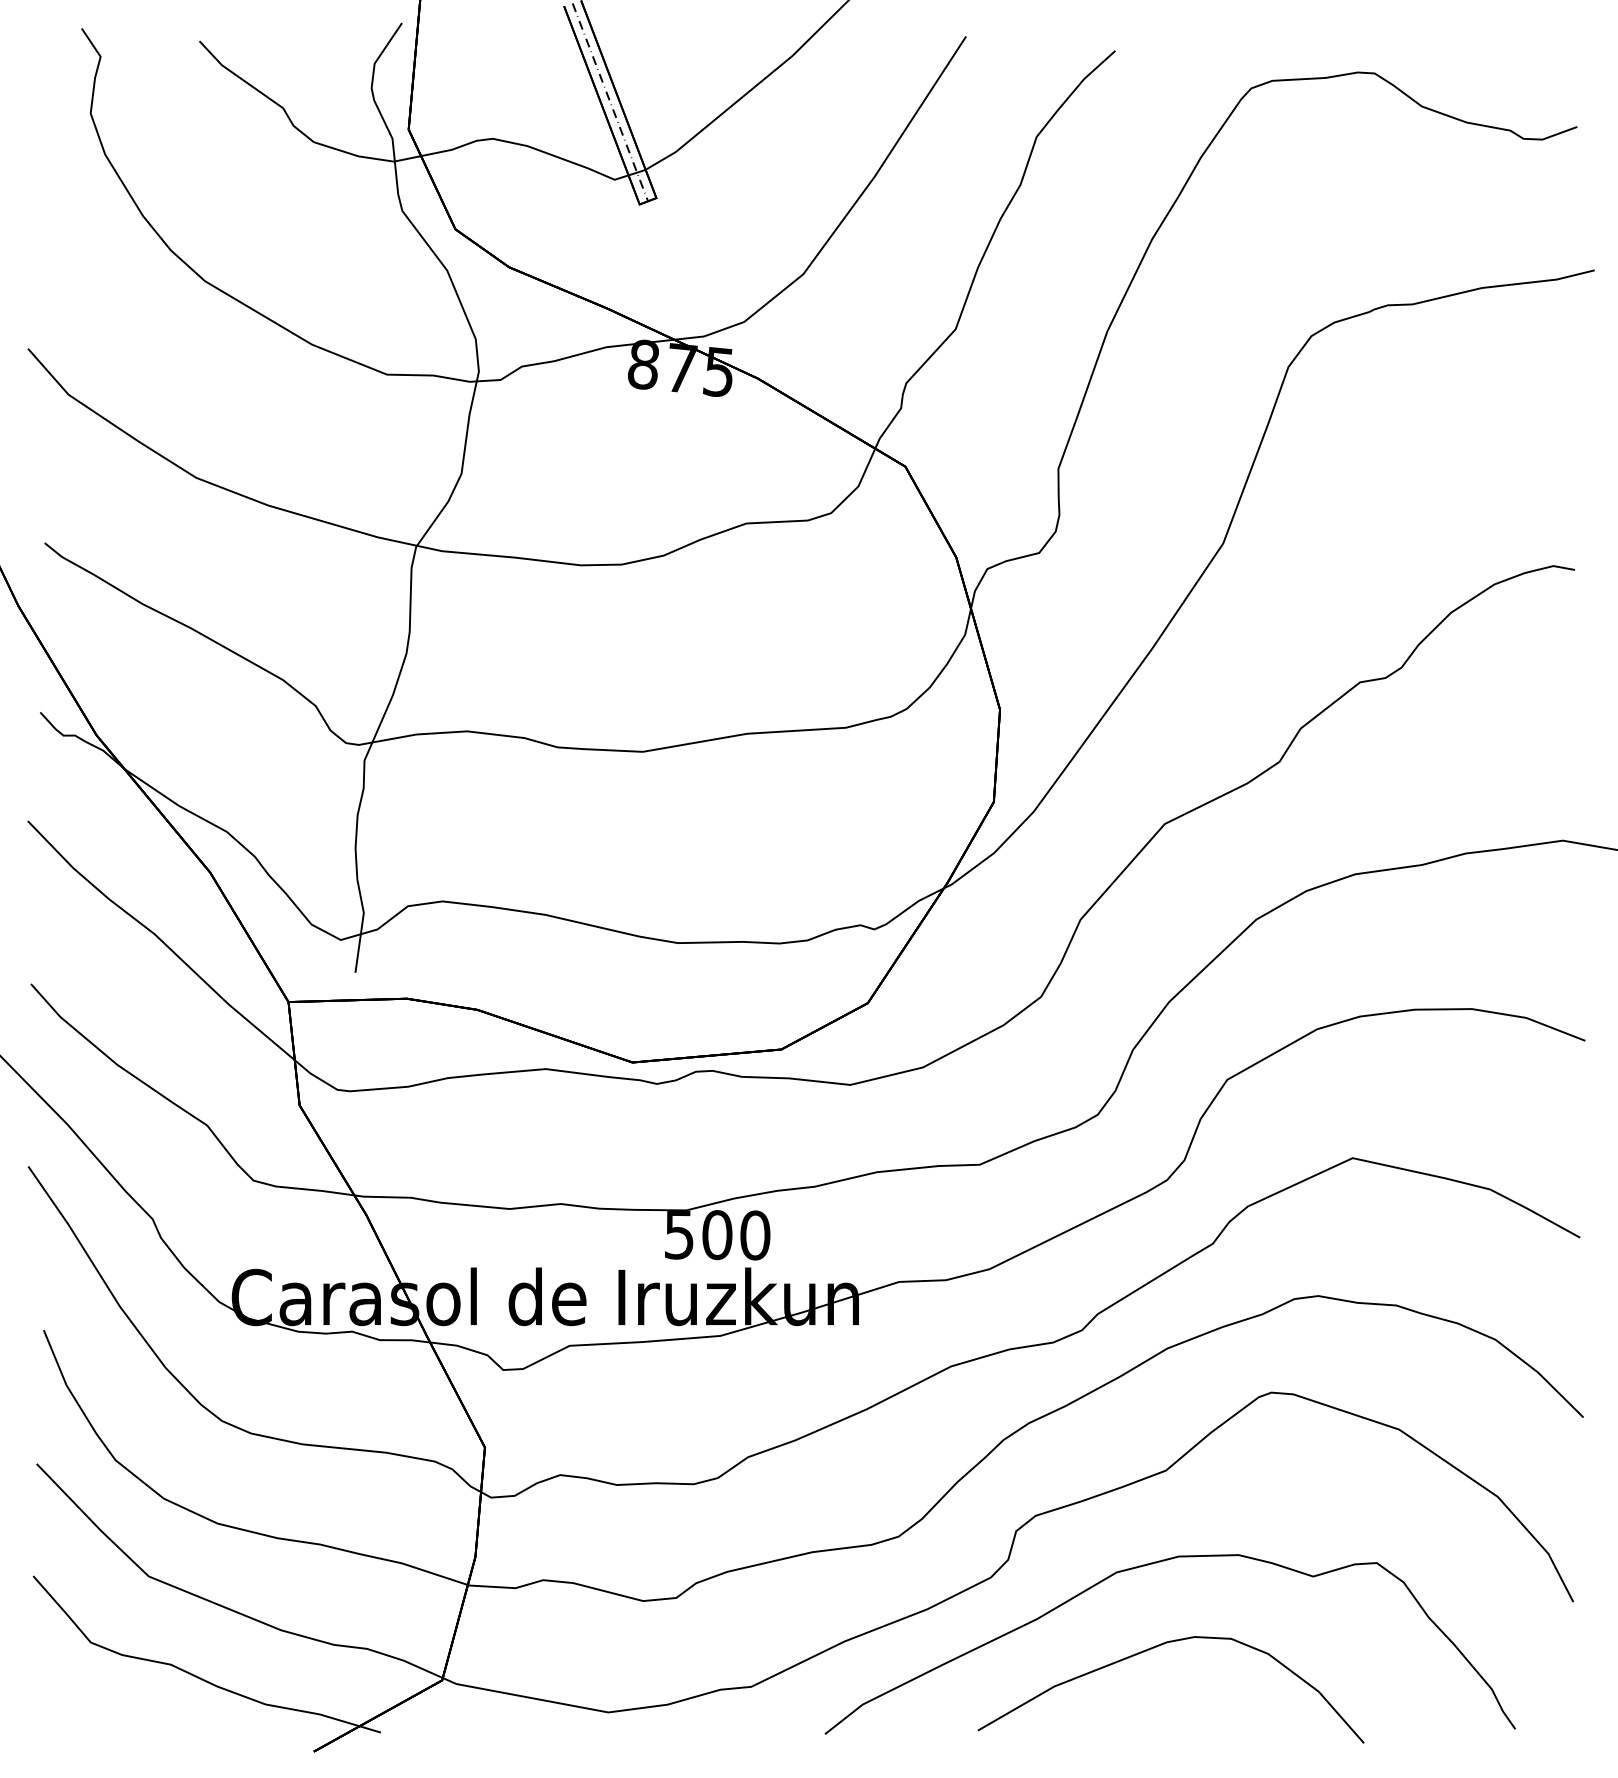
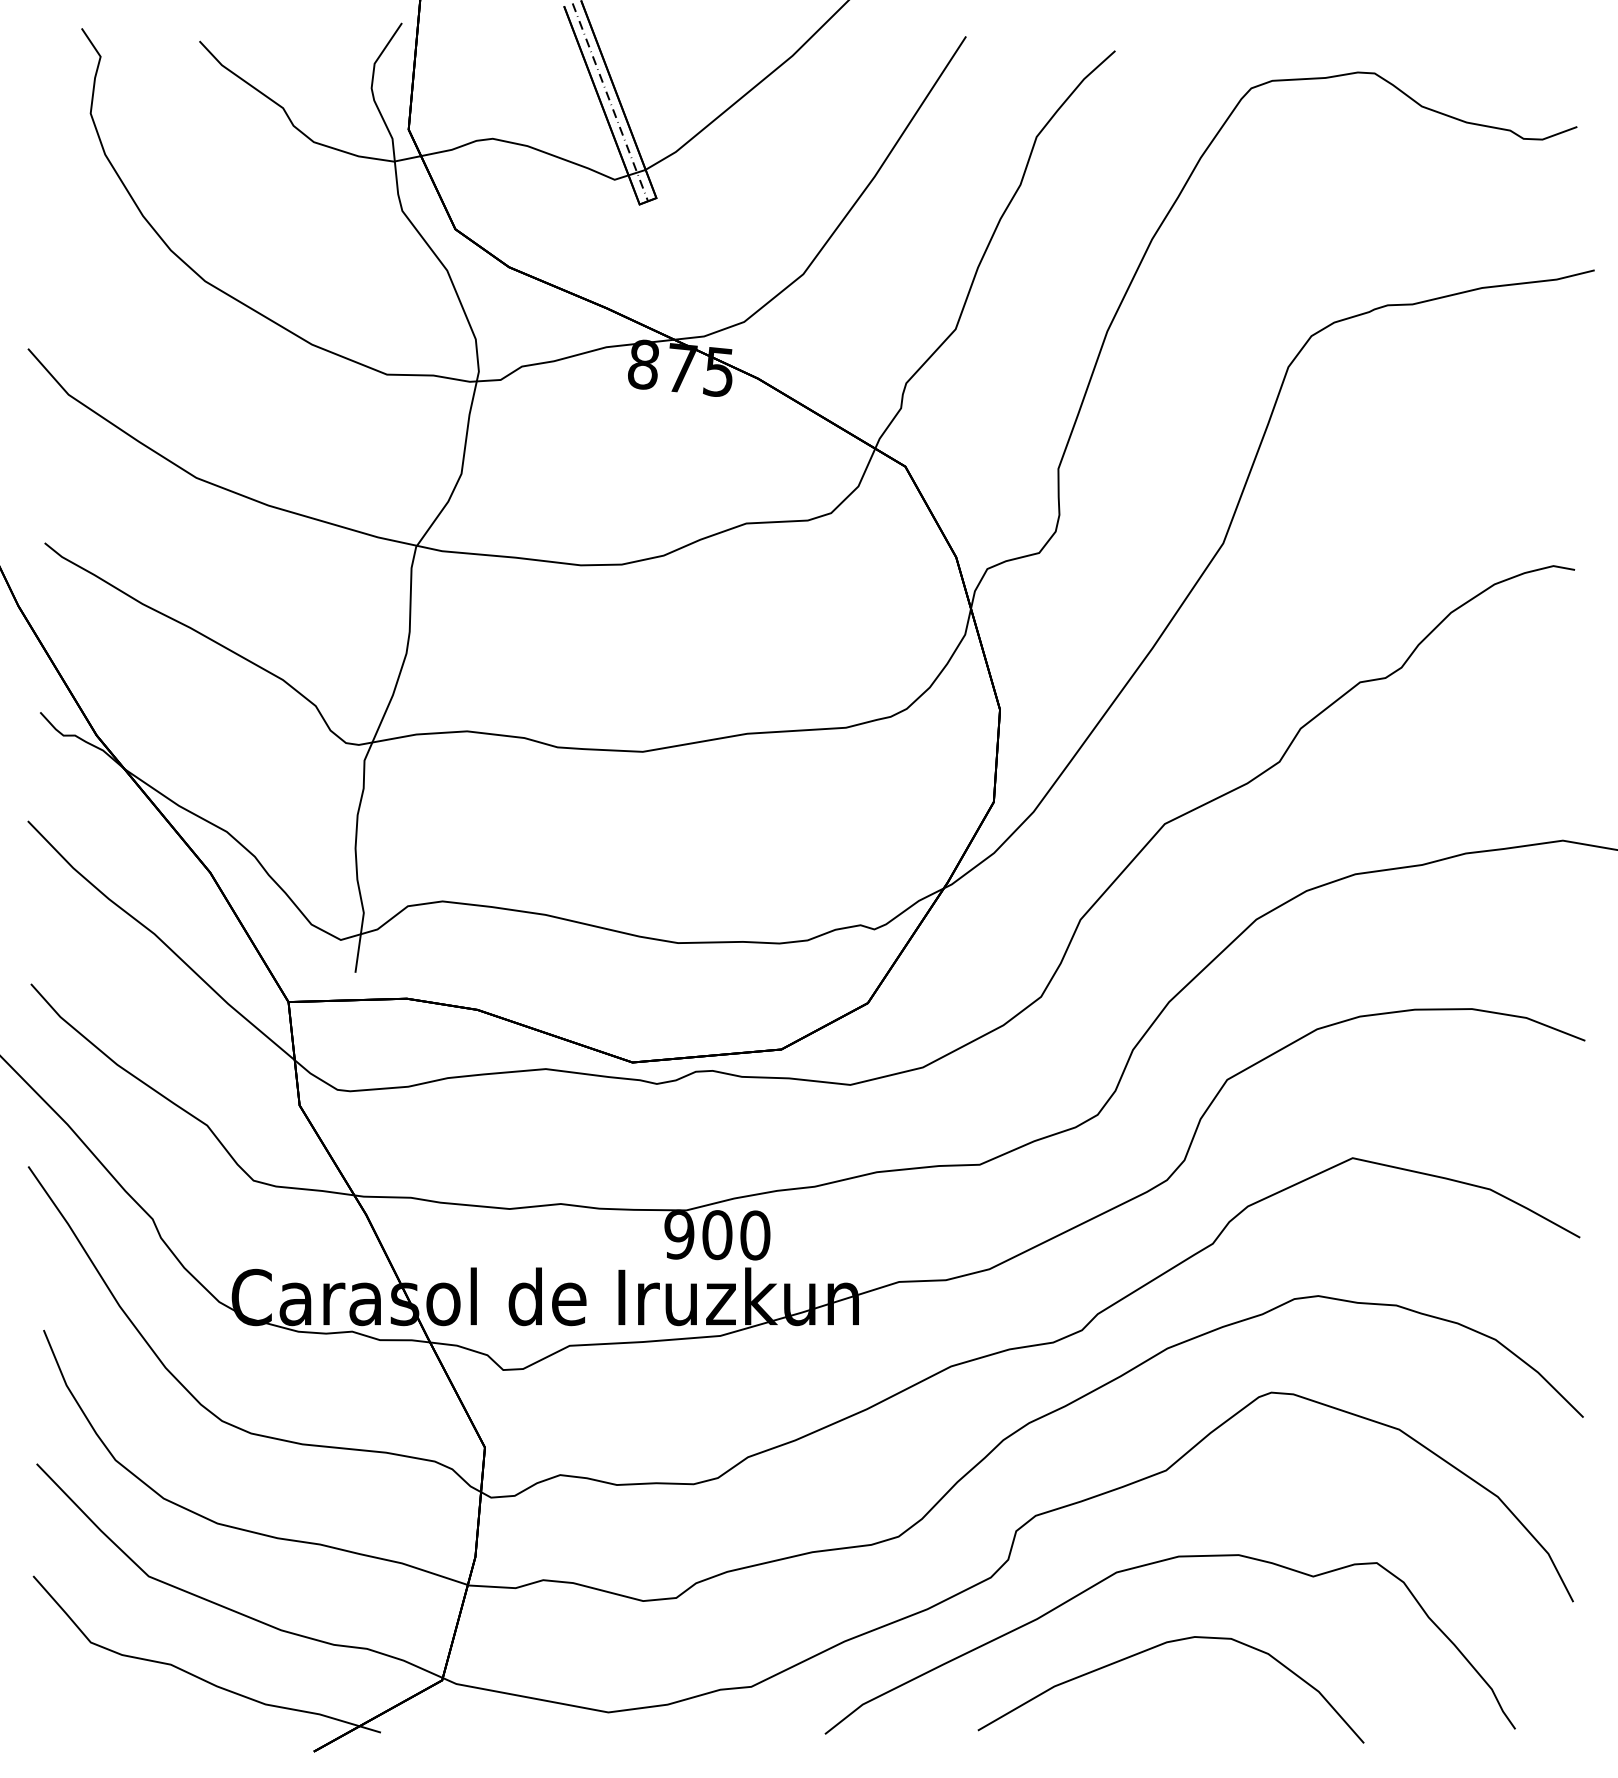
text: 500 -> 900 (679, 1234)
